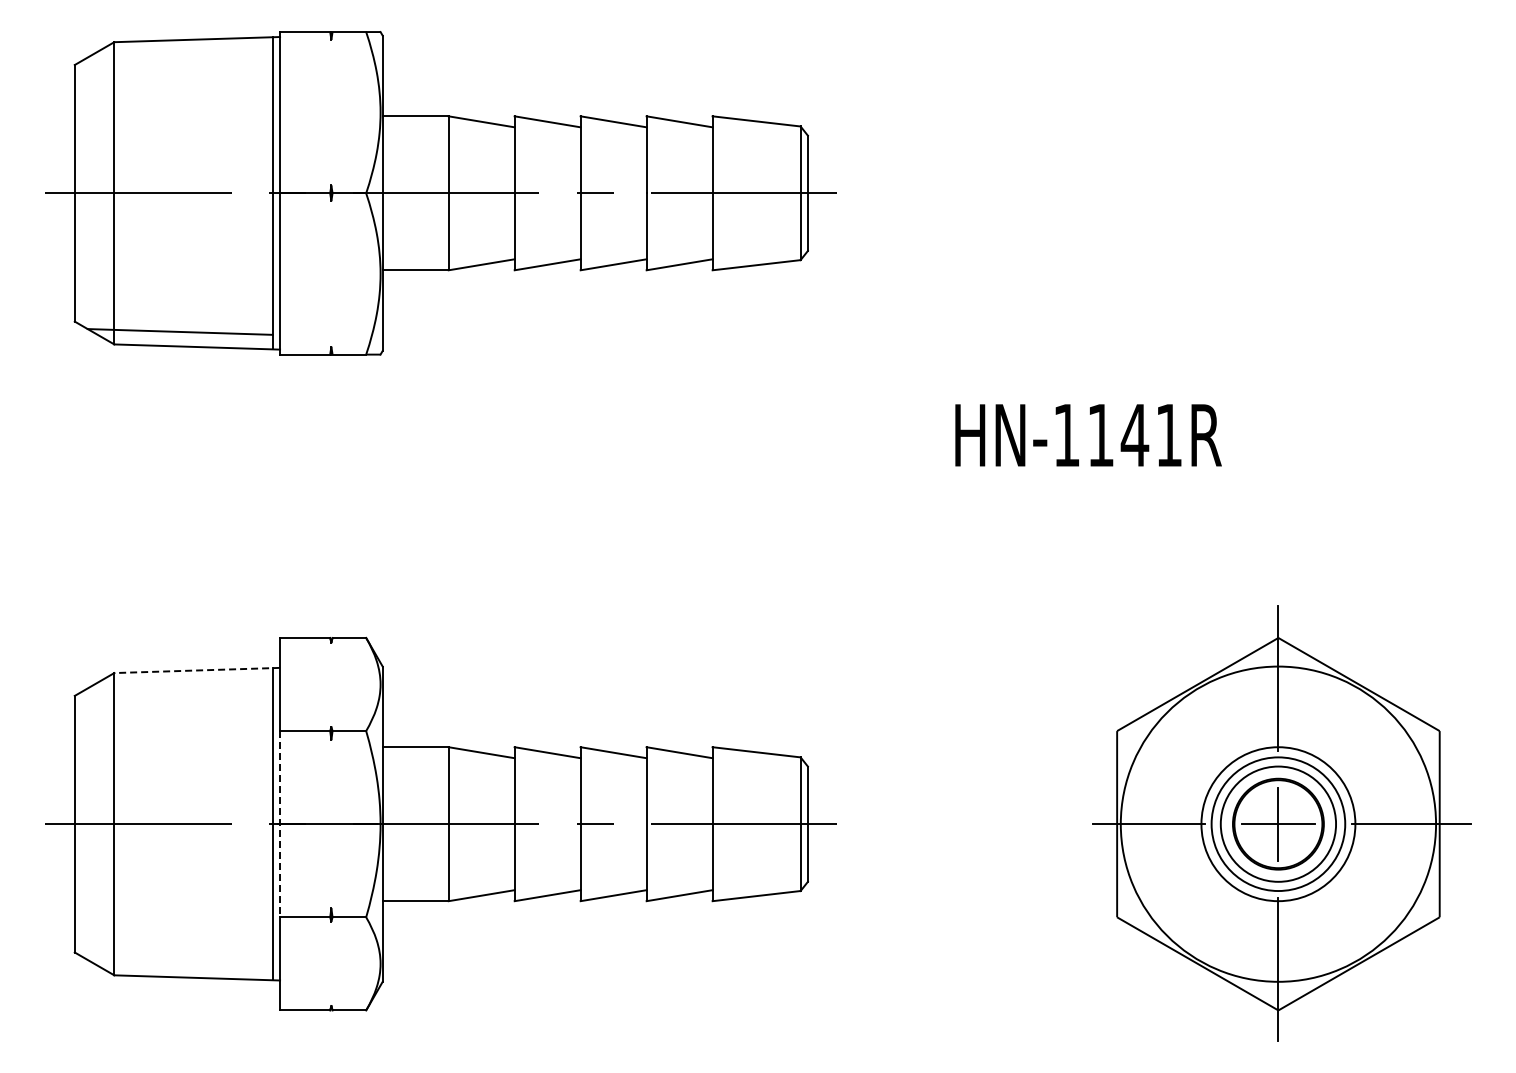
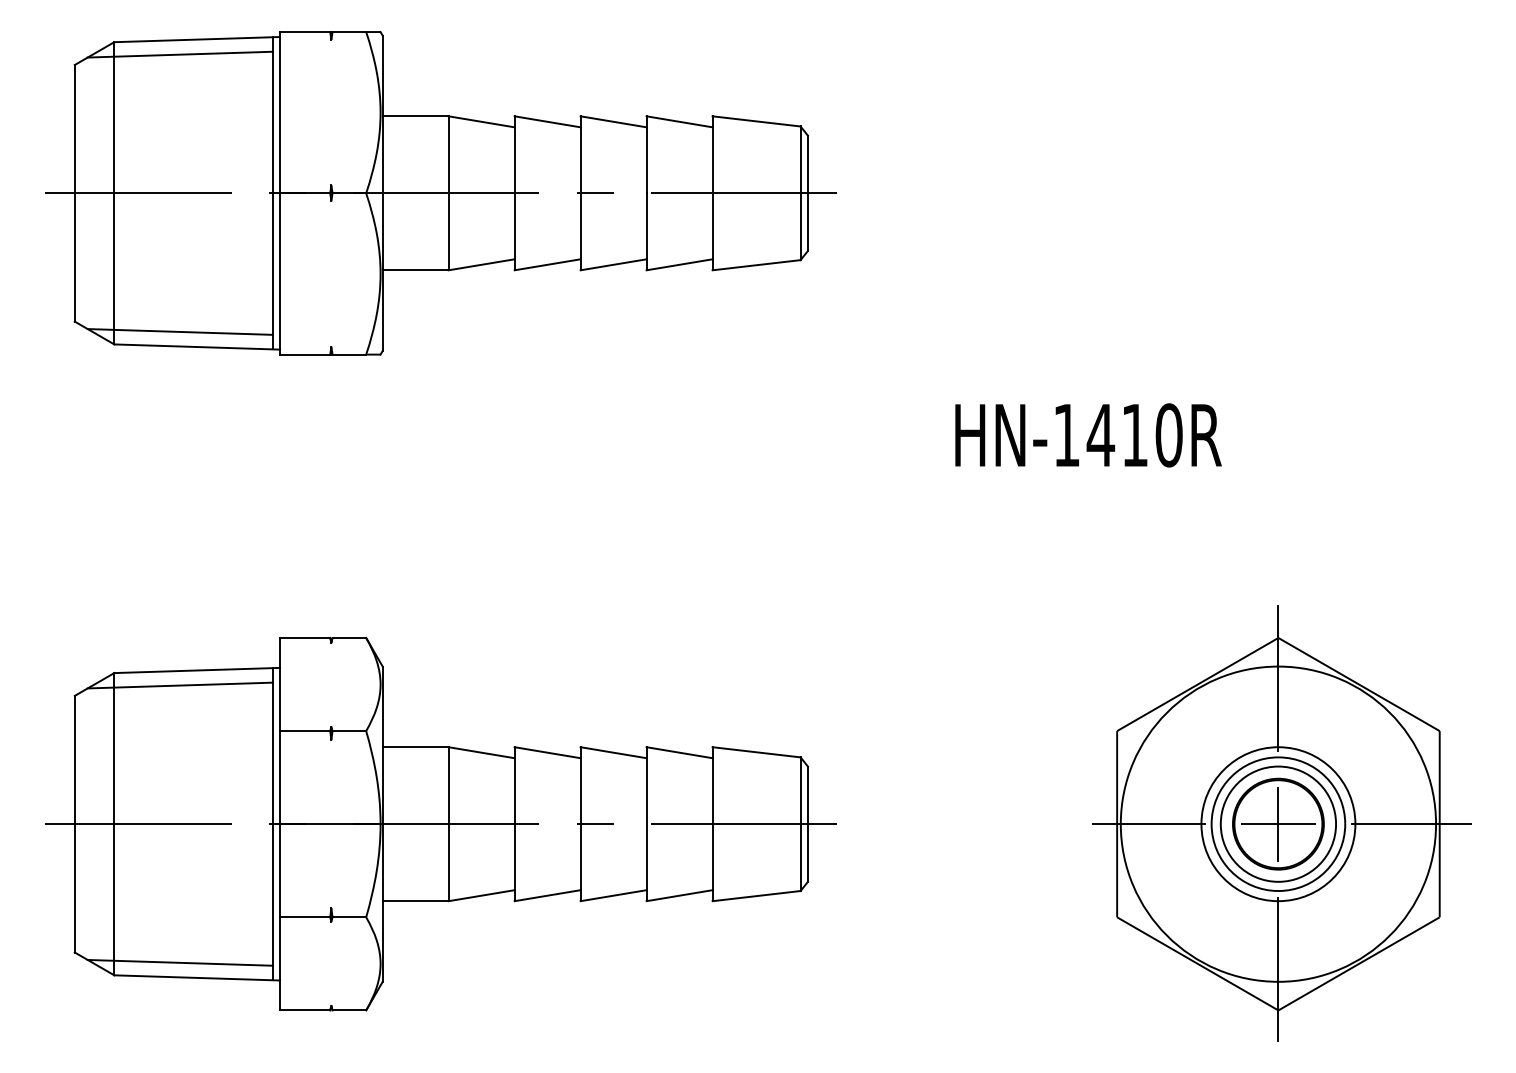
line: none -> present (179, 54)
text: HN-1141R -> HN-1410R (1134, 435)
line: dashed -> solid (197, 670)
line: none -> present (179, 685)
line: dashed -> solid (280, 824)
line: none -> present (179, 962)
